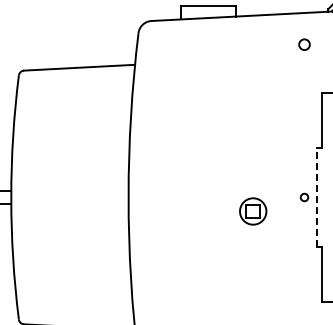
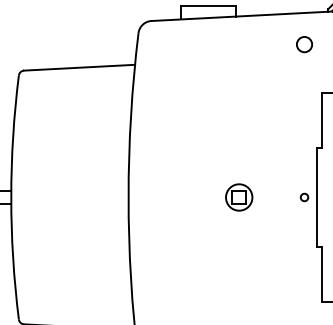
circle size: 13x13 px -> 17x18 px (304, 44)
line: dashed -> solid (317, 197)
part position: (253, 211) -> (239, 197) (239, 197)
